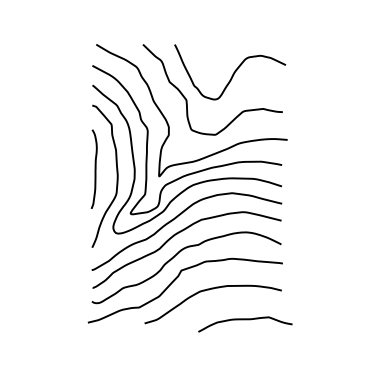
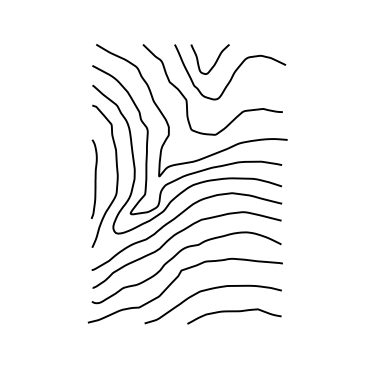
curve: none -> present (214, 62)
curve position: (94, 168) -> (94, 178) (94, 178)
curve position: (245, 320) -> (234, 312) (234, 312)
